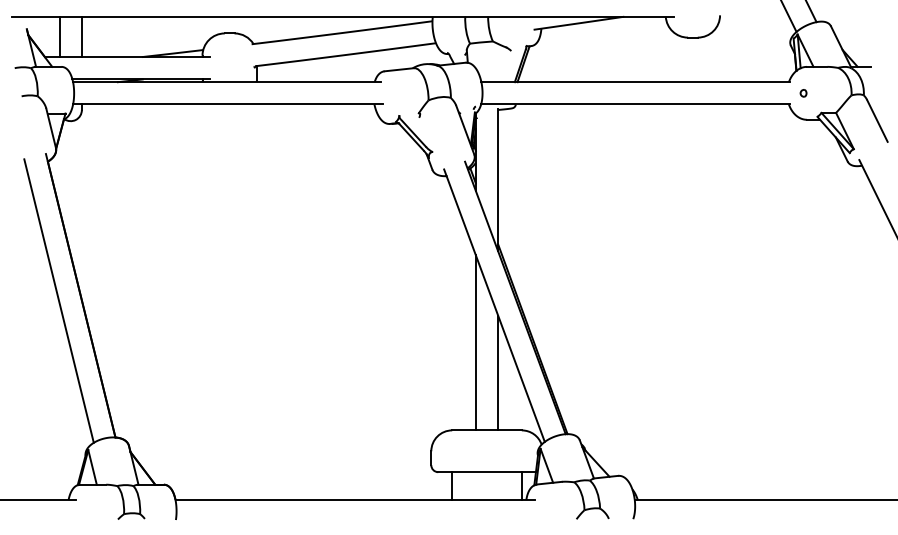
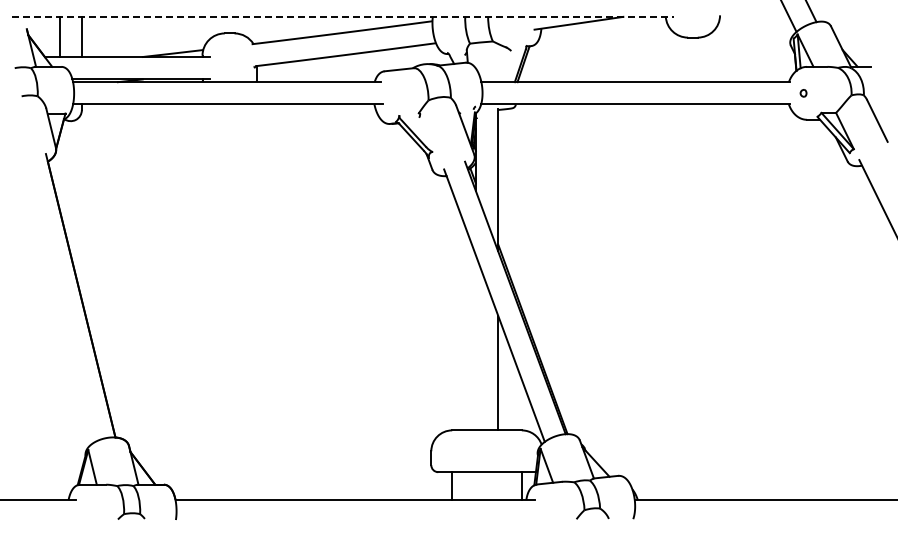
line: solid -> dashed (343, 16)
line: present -> none (58, 300)
line: present -> none (475, 342)
